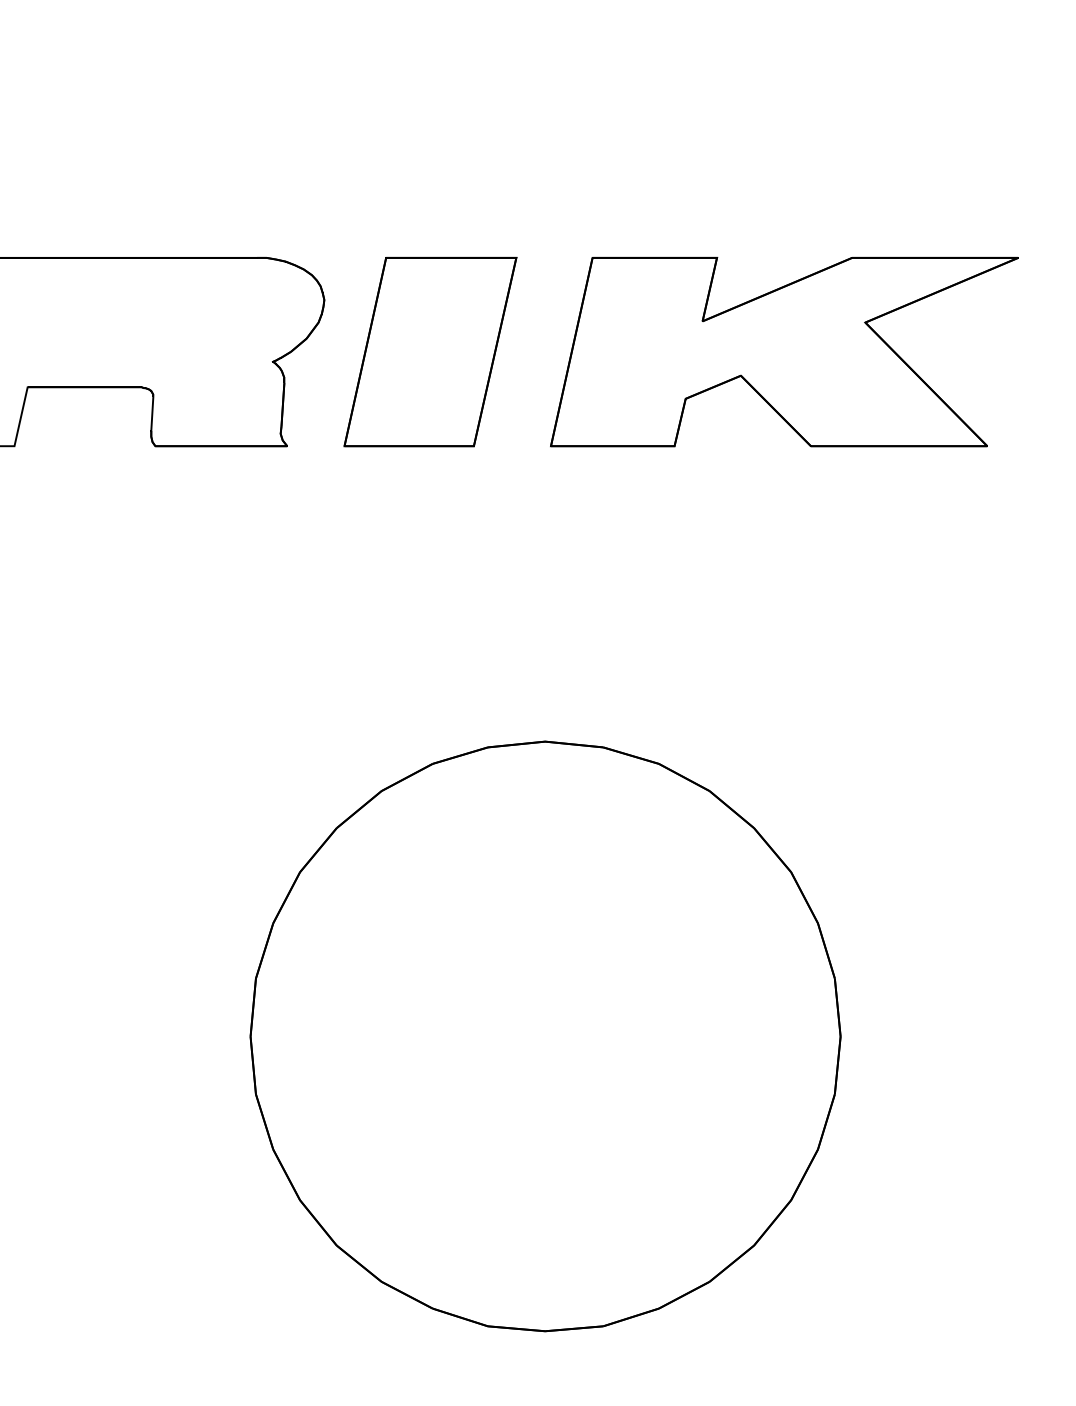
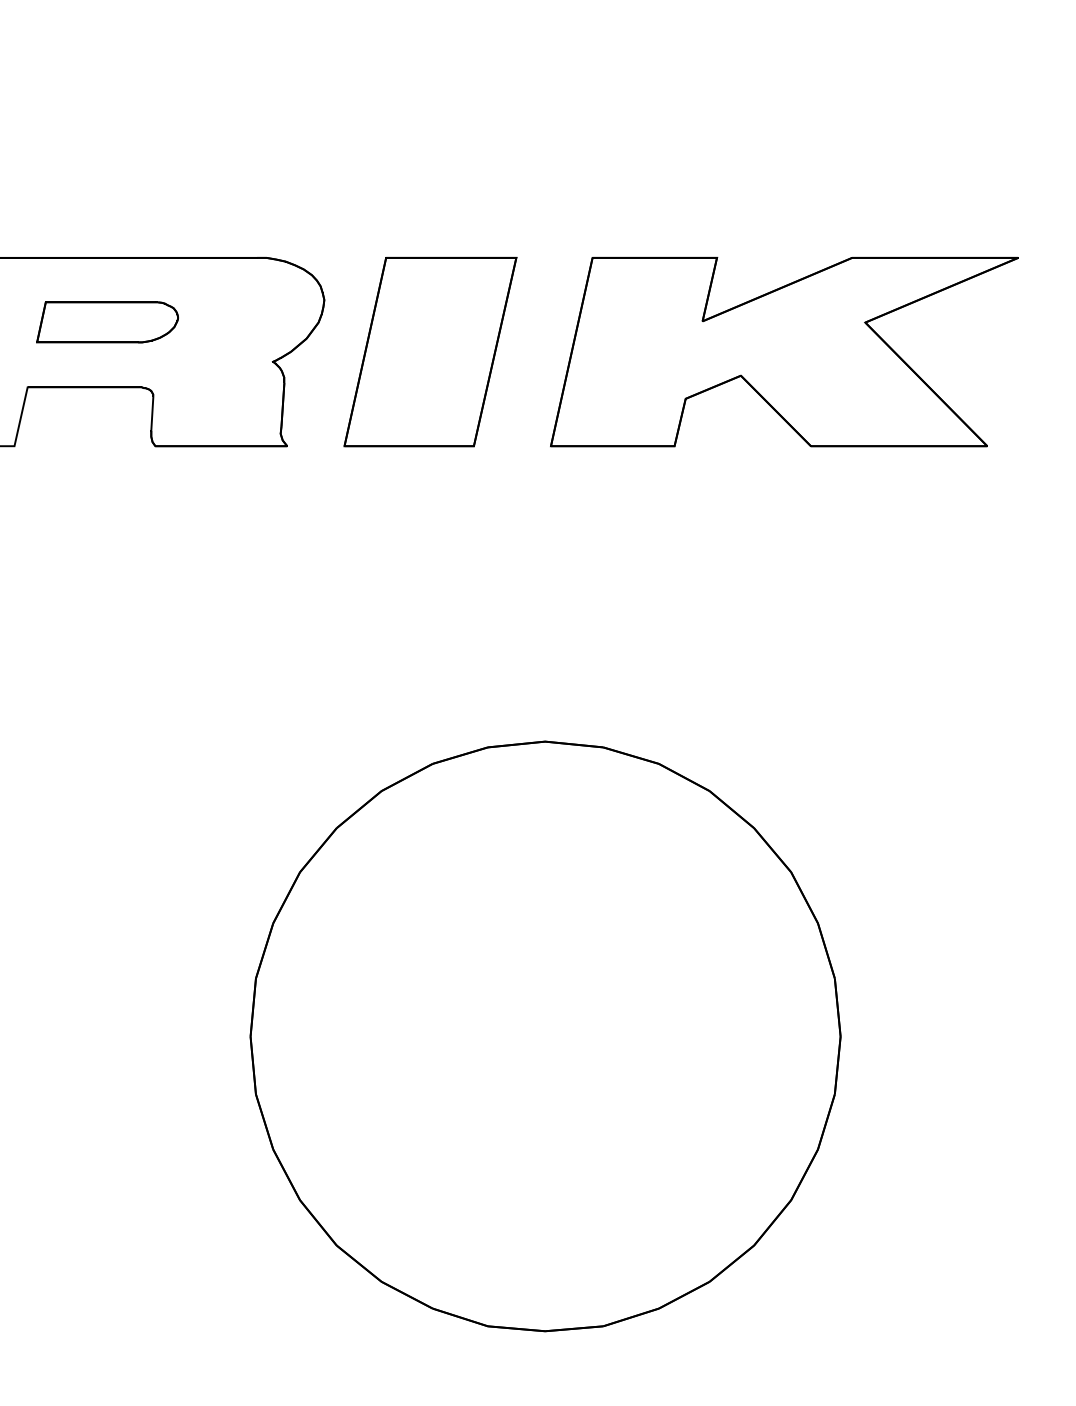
part: none -> present (107, 322)
